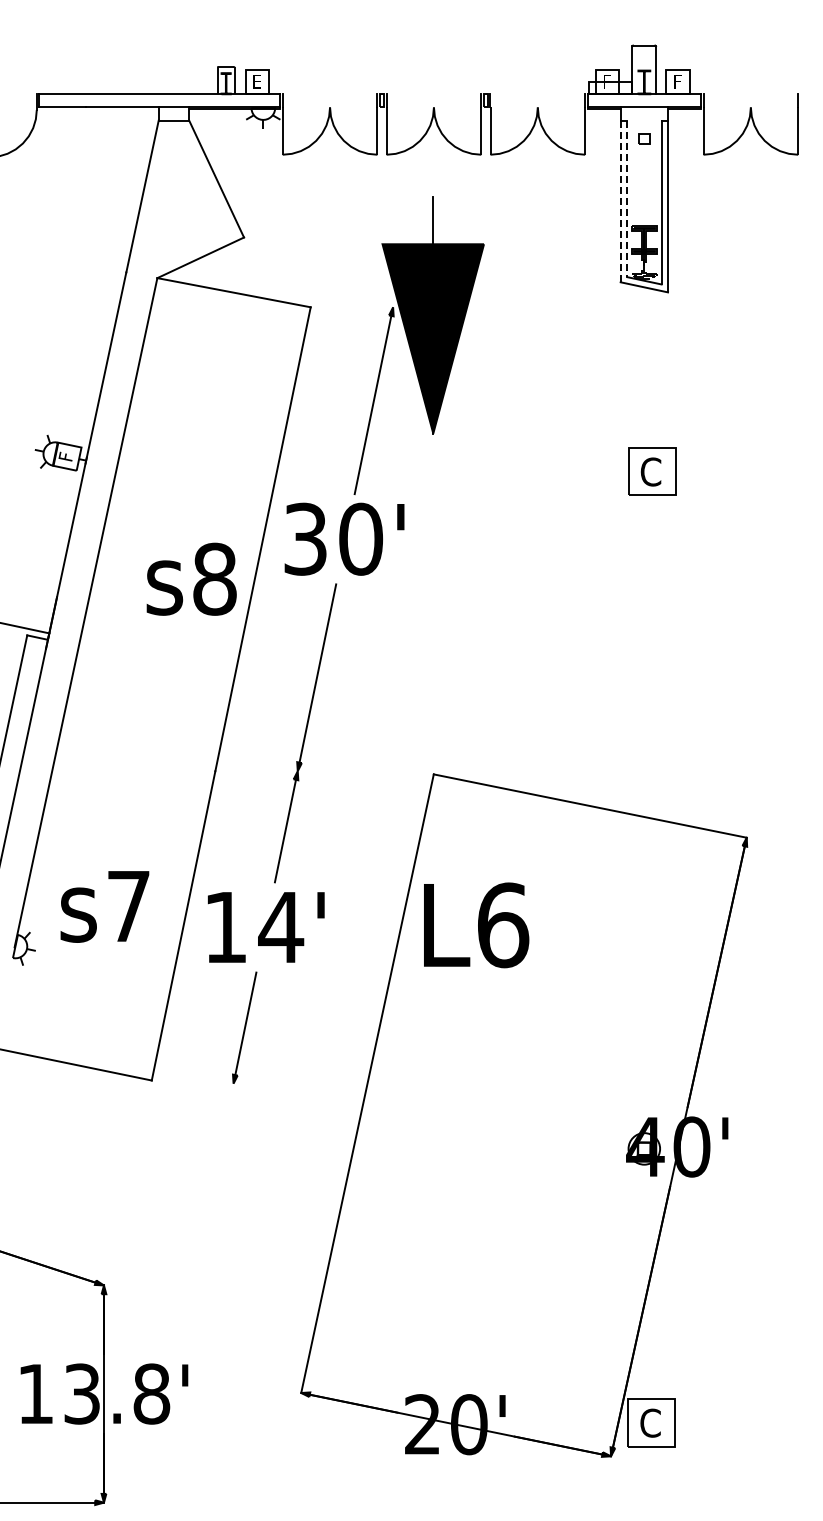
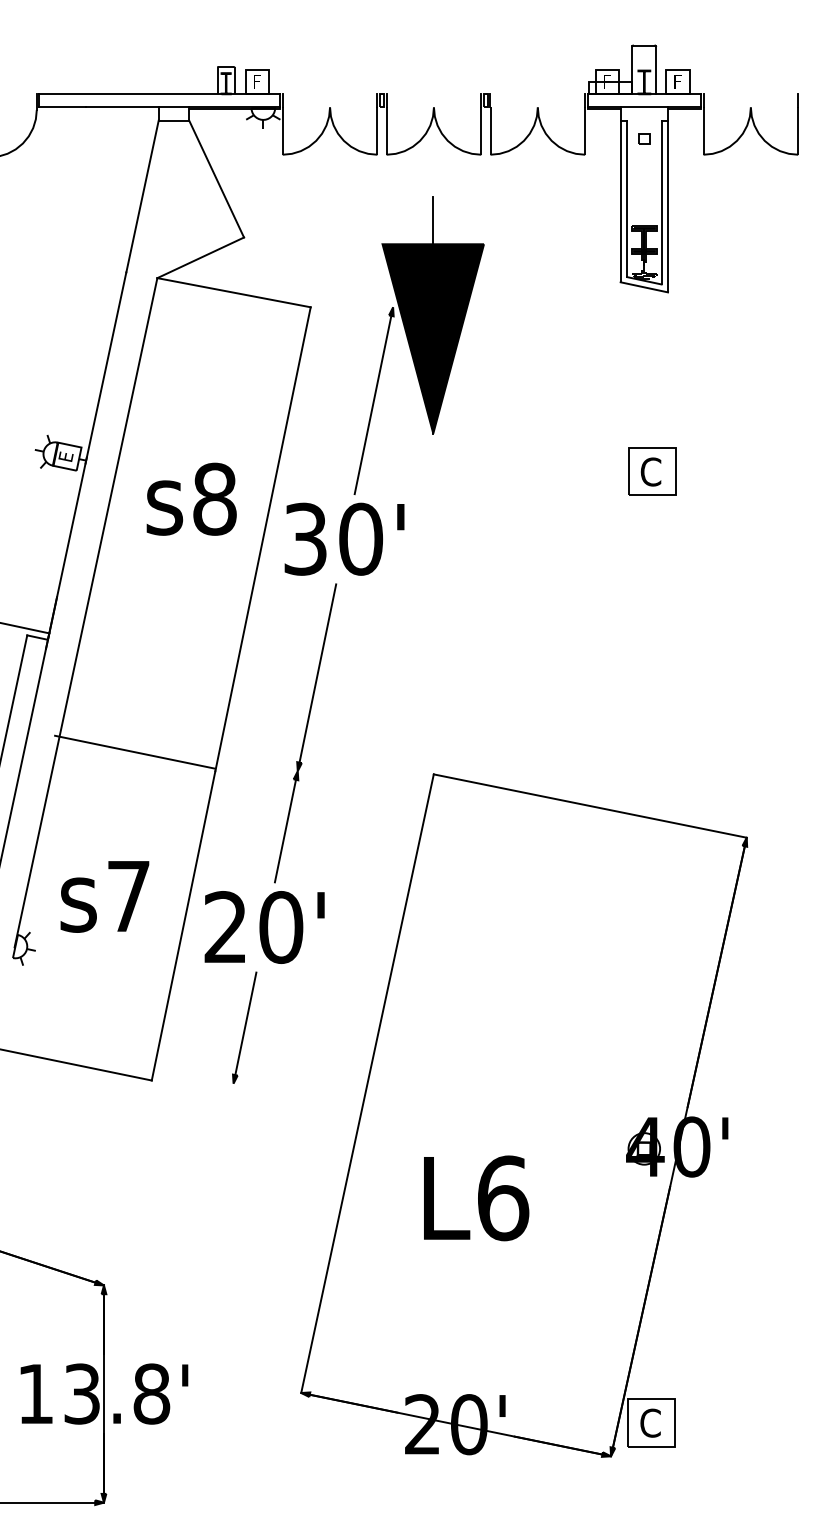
text: E -> F (256, 81)
line: dashed -> solid (627, 199)
line: dashed -> solid (620, 201)
text: F -> E (65, 456)
text position: (191, 578) -> (191, 498) (191, 498)
line: none -> present (135, 751)
text position: (104, 906) -> (104, 896) (104, 896)
text position: (476, 925) -> (476, 1198) (476, 1198)
text: 14' -> 20' (254, 927)
